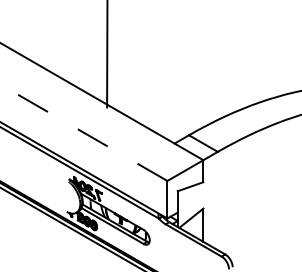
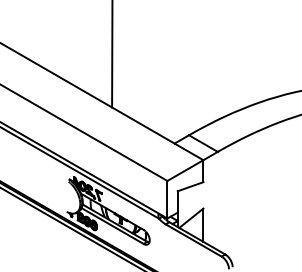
line position: (107, 54) -> (112, 54) (112, 54)
line: dashed -> solid (83, 132)
